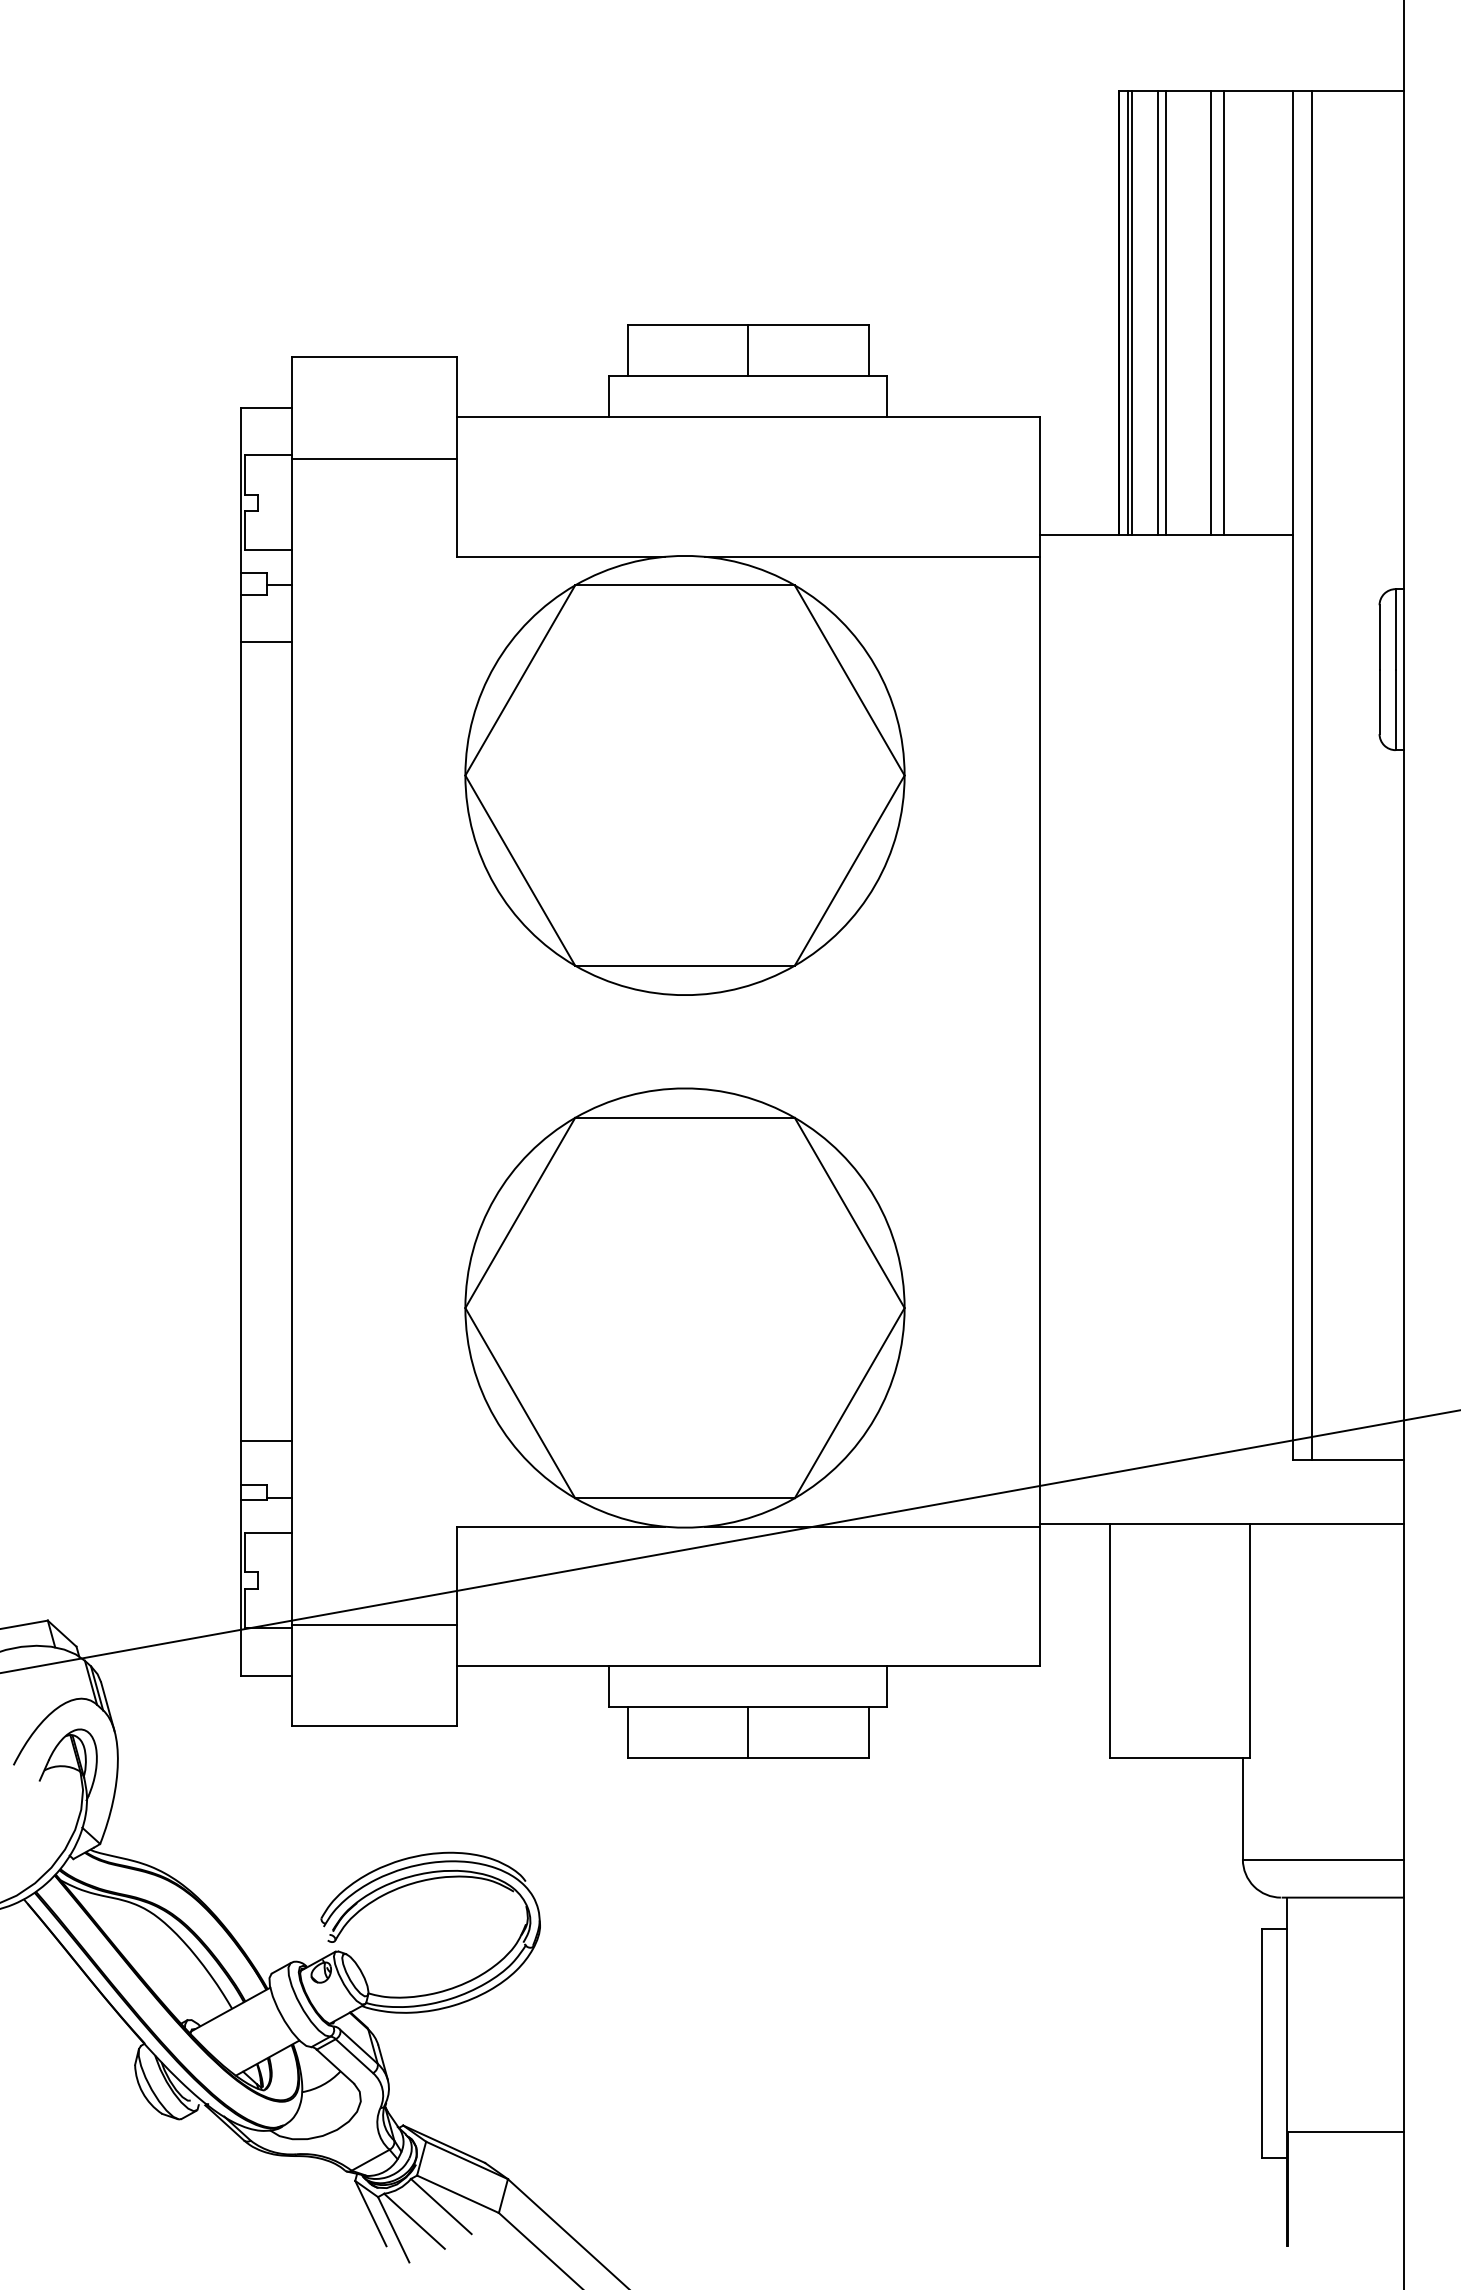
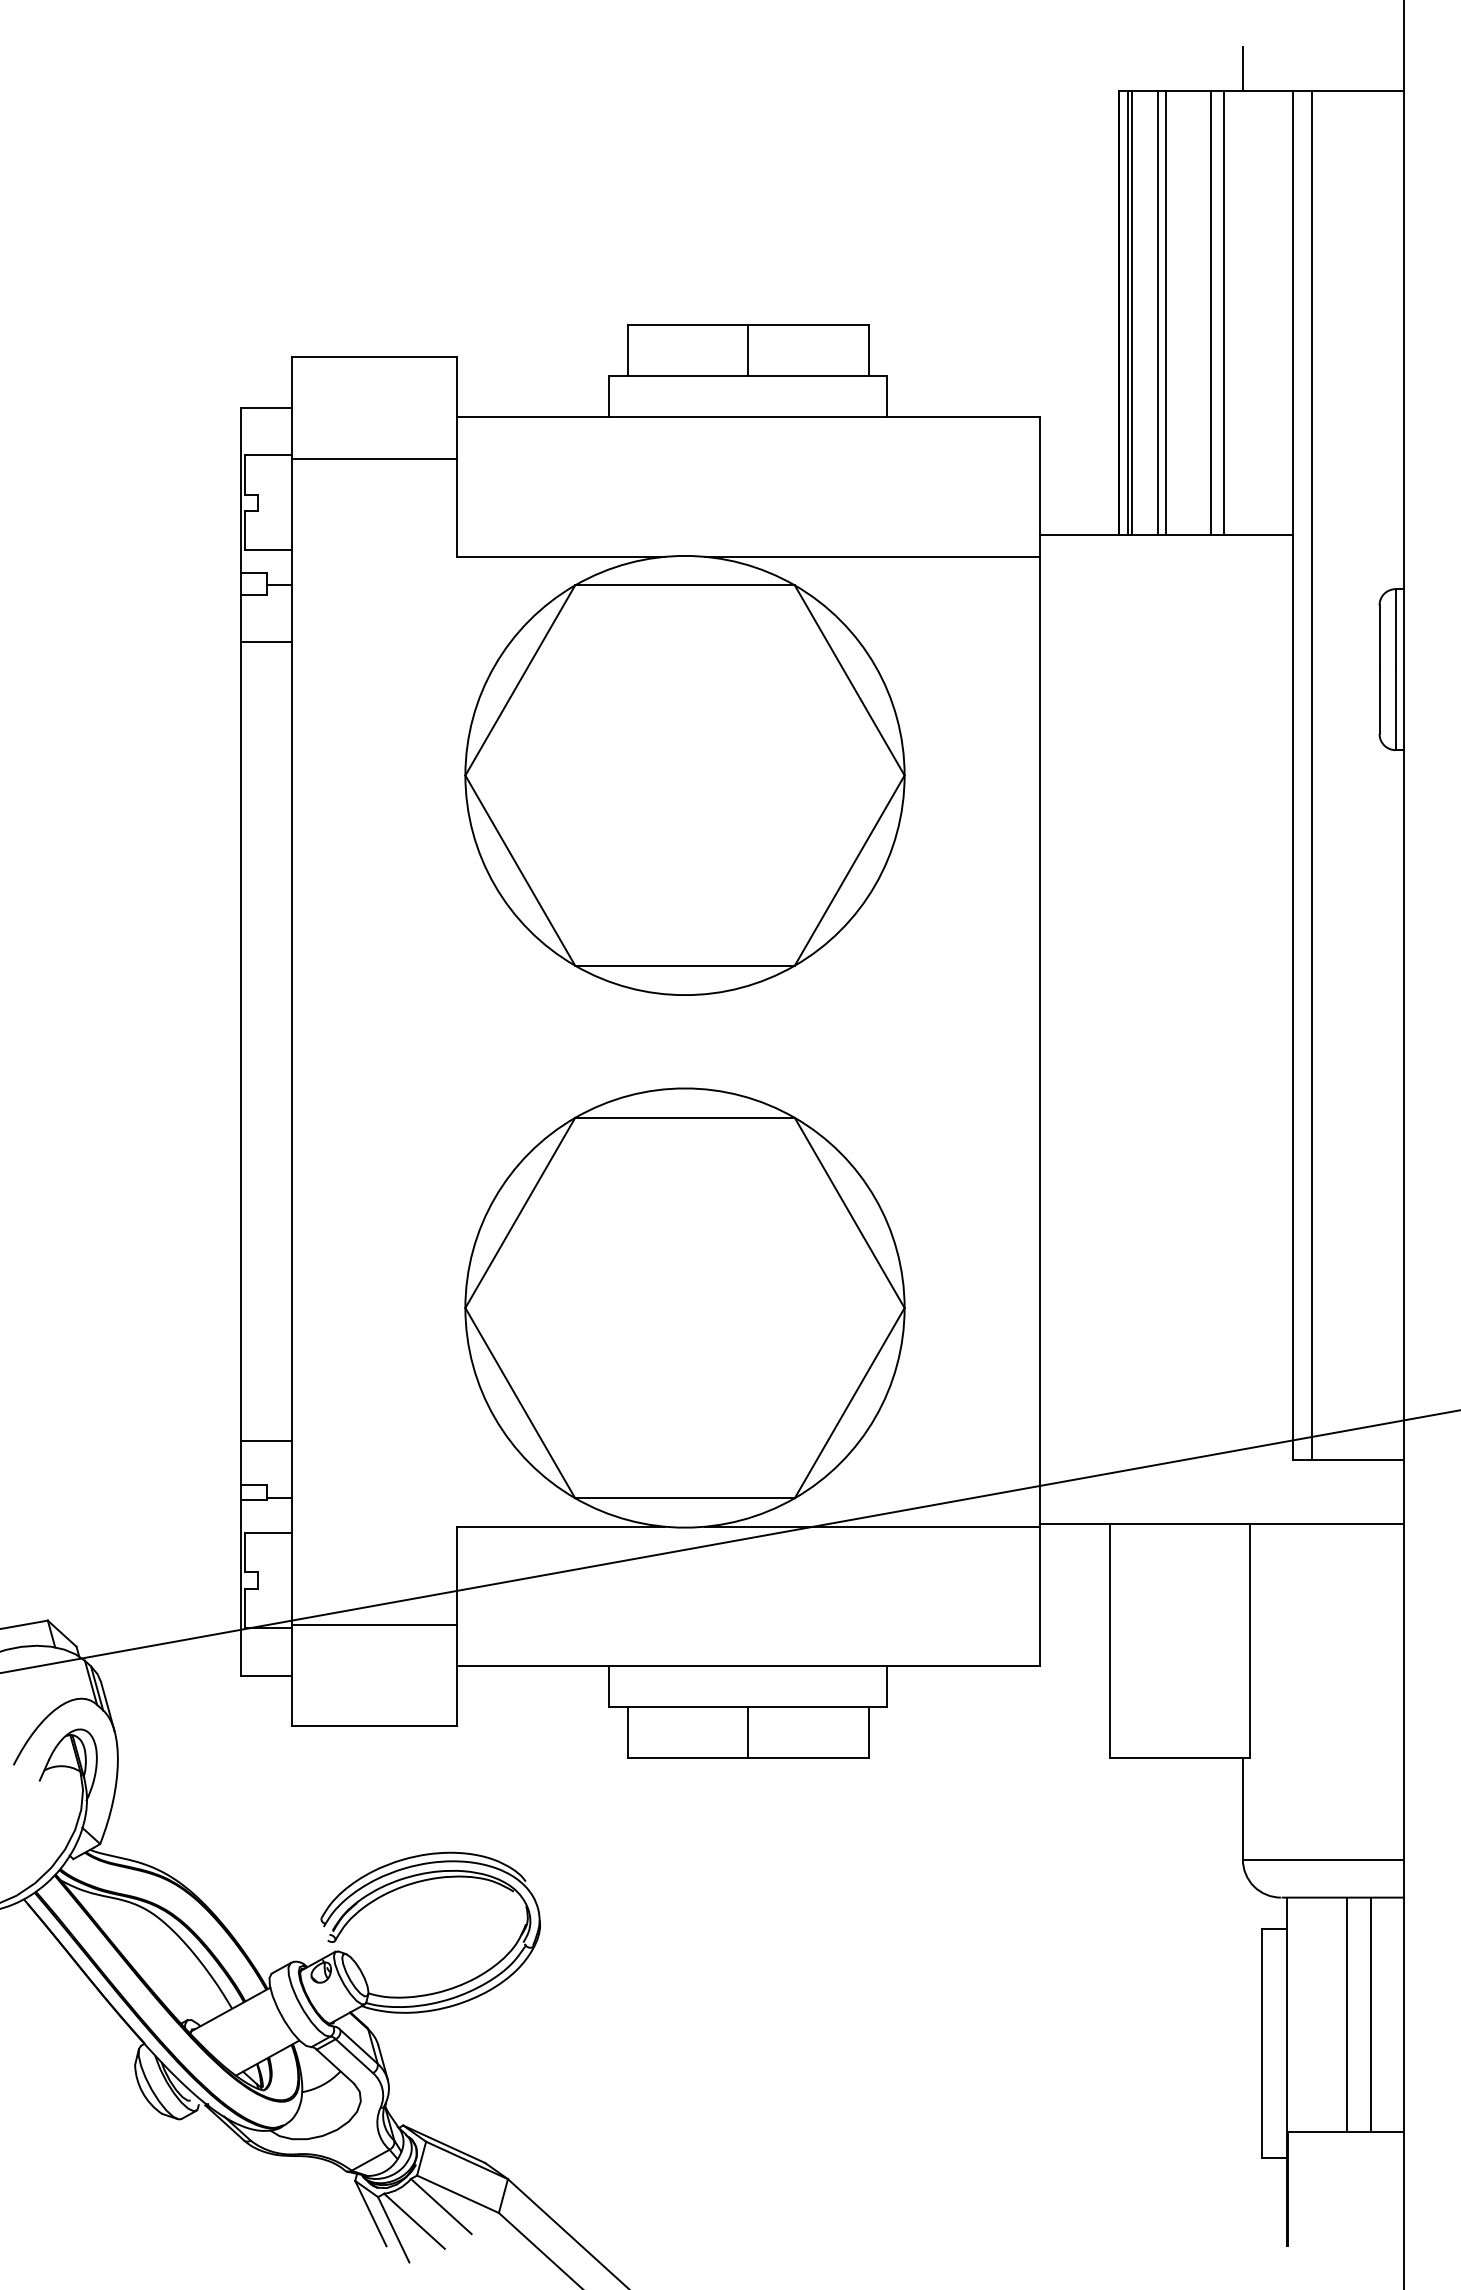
line: none -> present (1242, 68)
line: none -> present (1347, 2014)
line: none -> present (1371, 2014)
